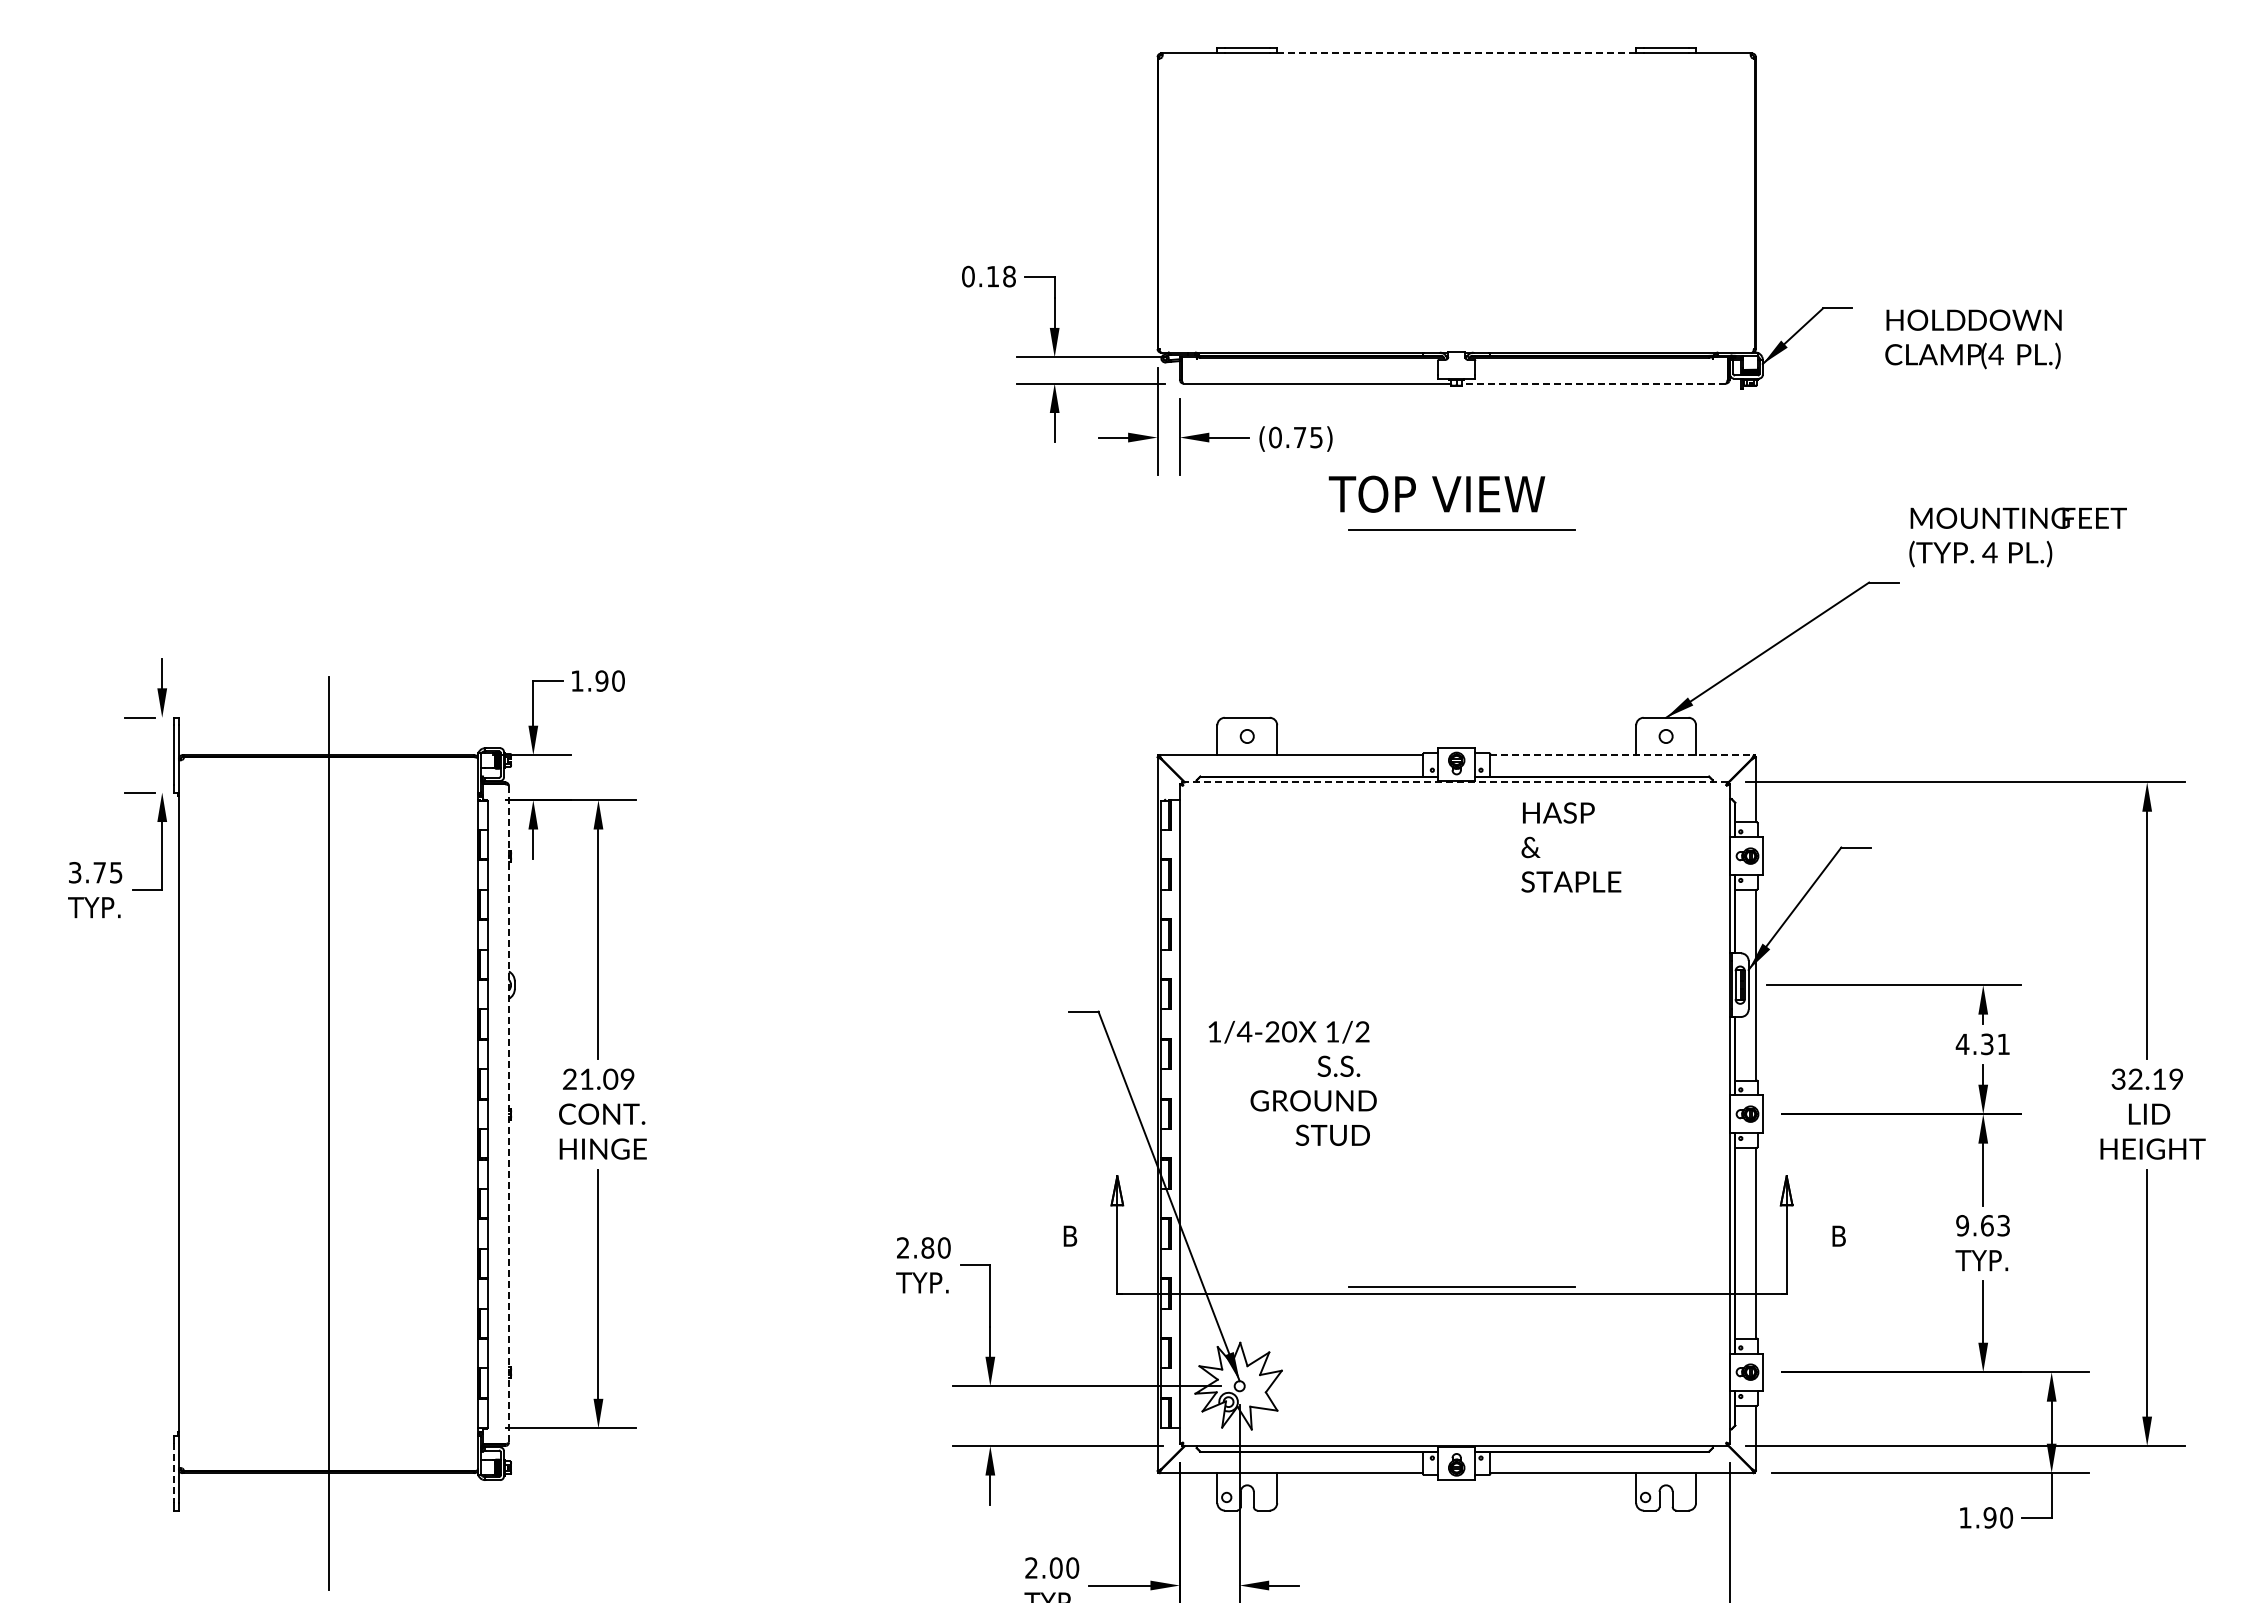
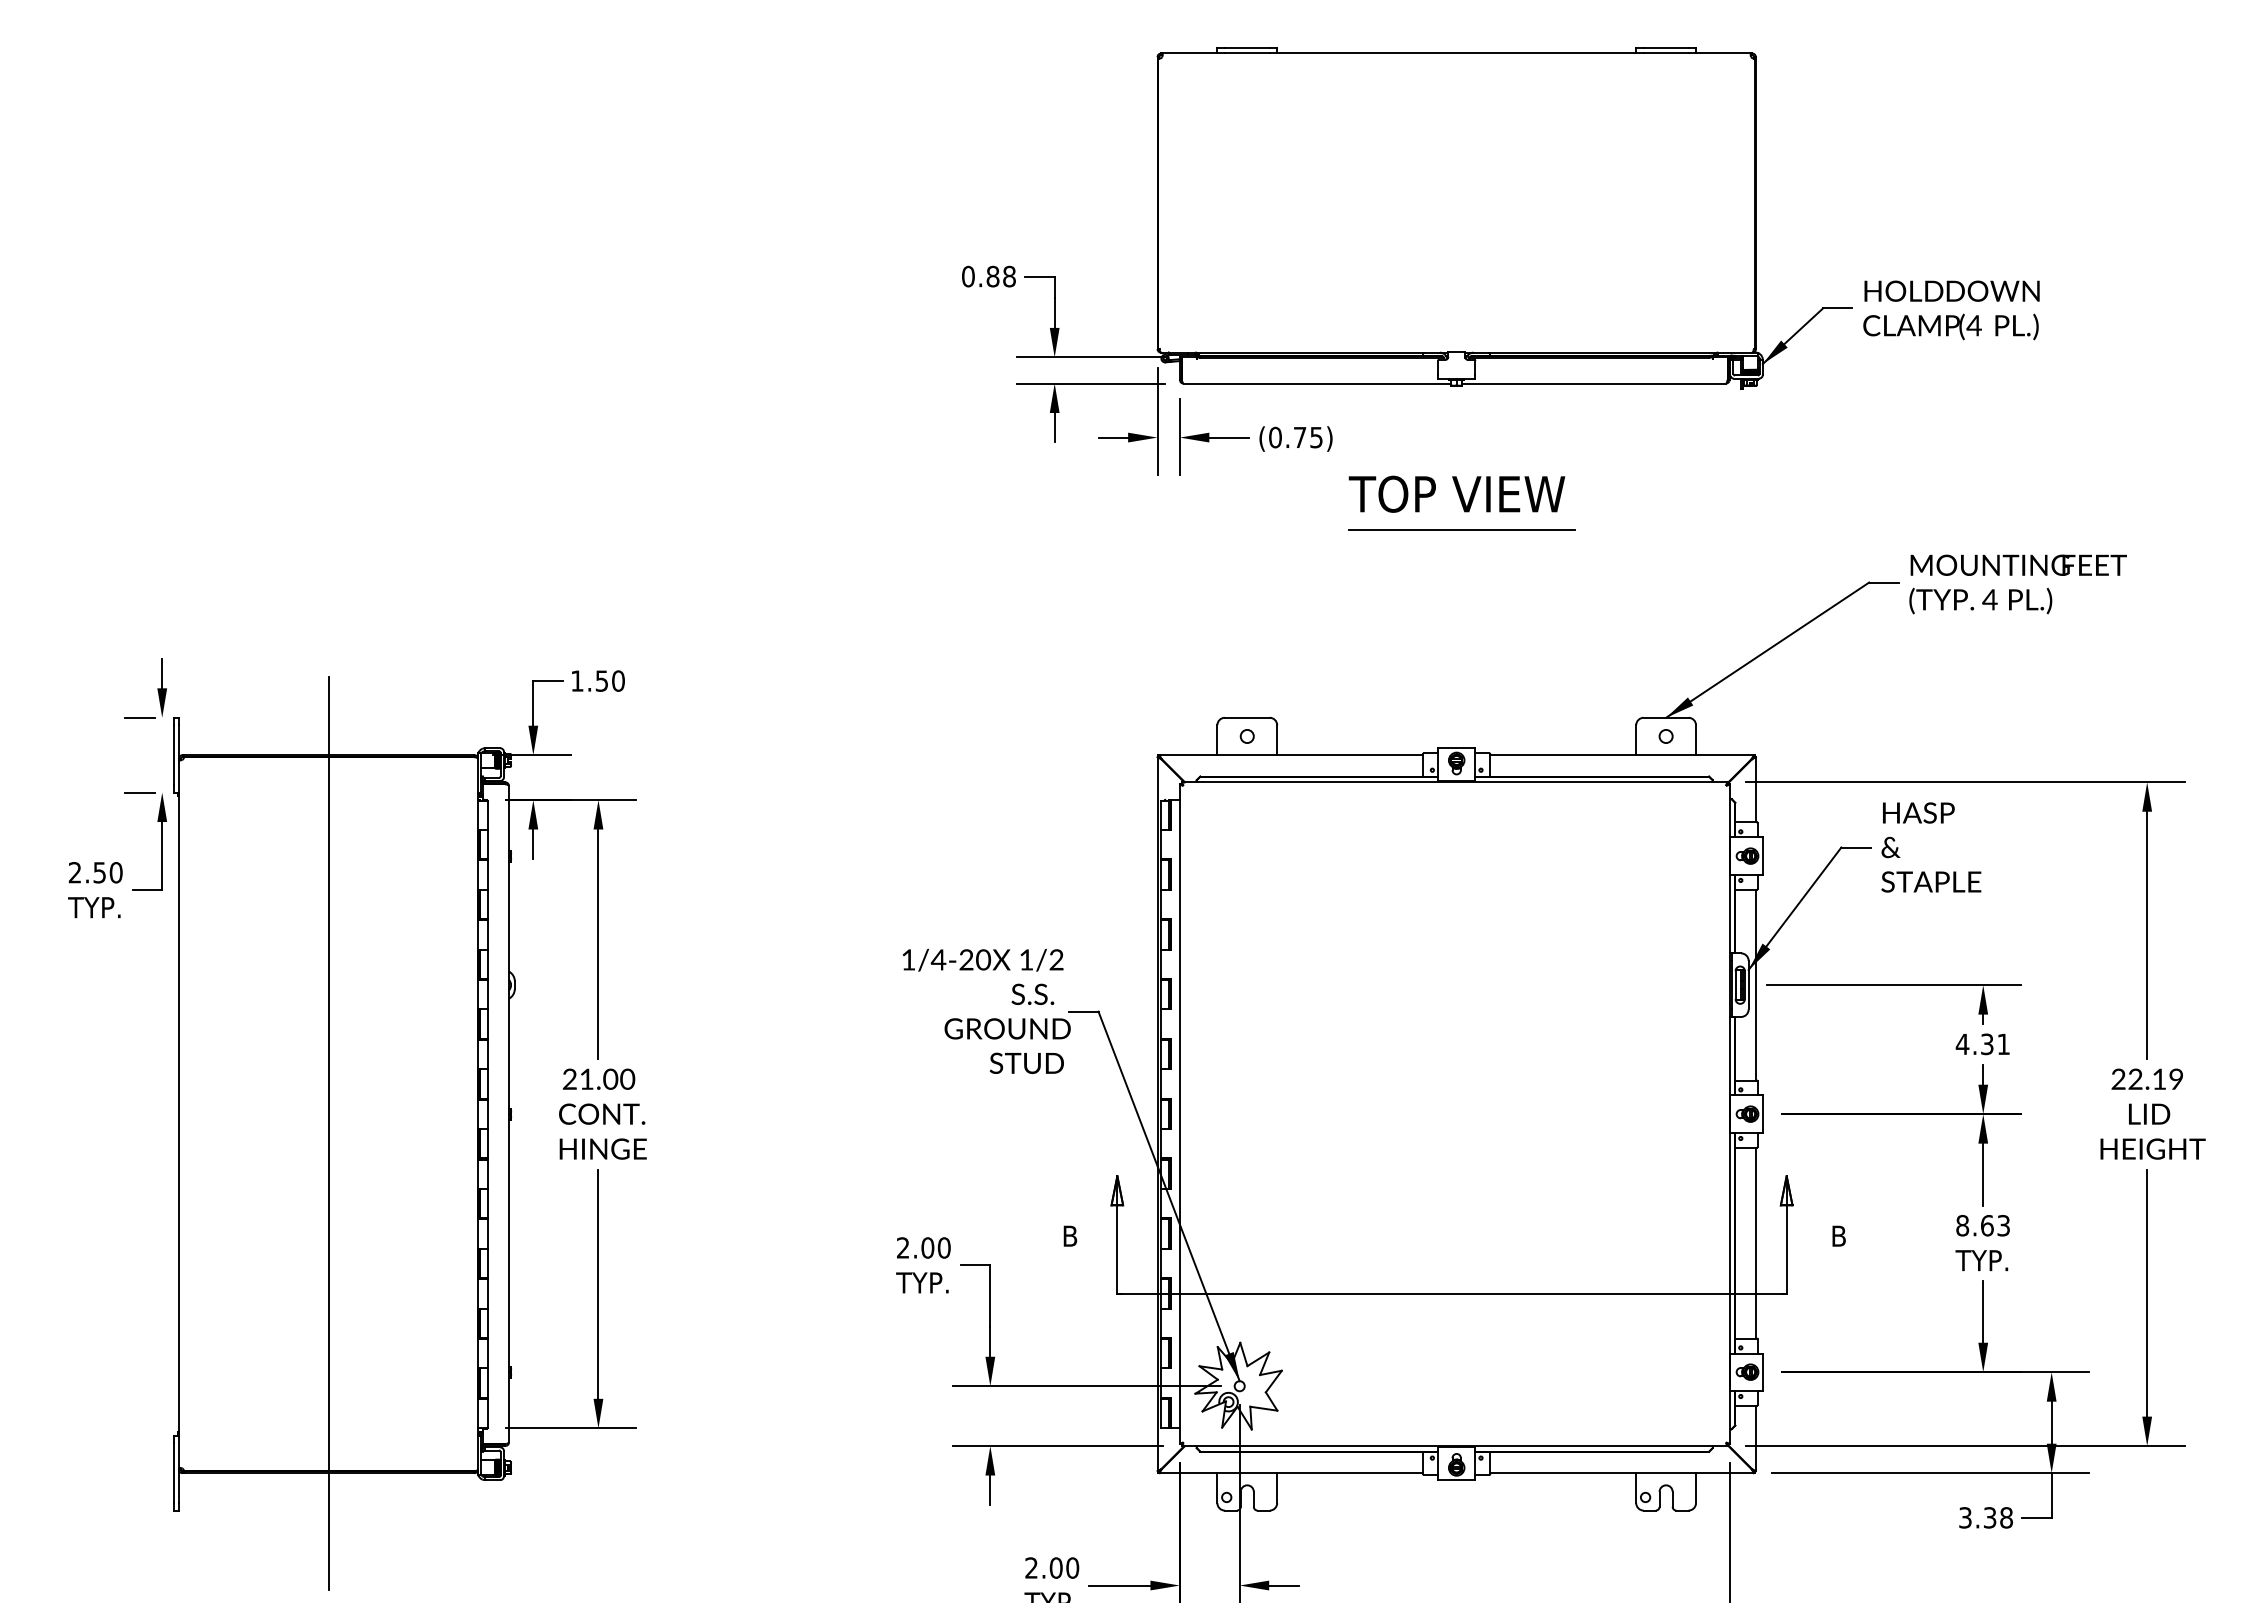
line: dashed -> solid (1456, 53)
text: 0.18 -> 0.88 (992, 276)
text position: (1973, 339) -> (1951, 310) (1951, 310)
line: dashed -> solid (1594, 383)
text position: (1436, 493) -> (1456, 493) (1456, 493)
text position: (2017, 537) -> (2017, 584) (2017, 584)
text: 1.90 -> 1.50 (601, 680)
line: dashed -> solid (1622, 755)
line: dashed -> solid (1454, 782)
text position: (1571, 847) -> (1931, 847) (1931, 847)
text: 3.75 -> 2.50 (95, 872)
text: 21.09 -> 21.00 (627, 1079)
text: 32.19 -> 22.19 (2118, 1080)
text position: (1292, 1082) -> (986, 1010) (986, 1010)
line: dashed -> solid (508, 1114)
text: 9.63 -> 8.63 (1962, 1225)
text: 2.80 -> 2.00 (927, 1247)
line: present -> none (1461, 1286)
line: dashed -> solid (173, 1473)
text: 1.90 -> 3.38 (1986, 1517)
